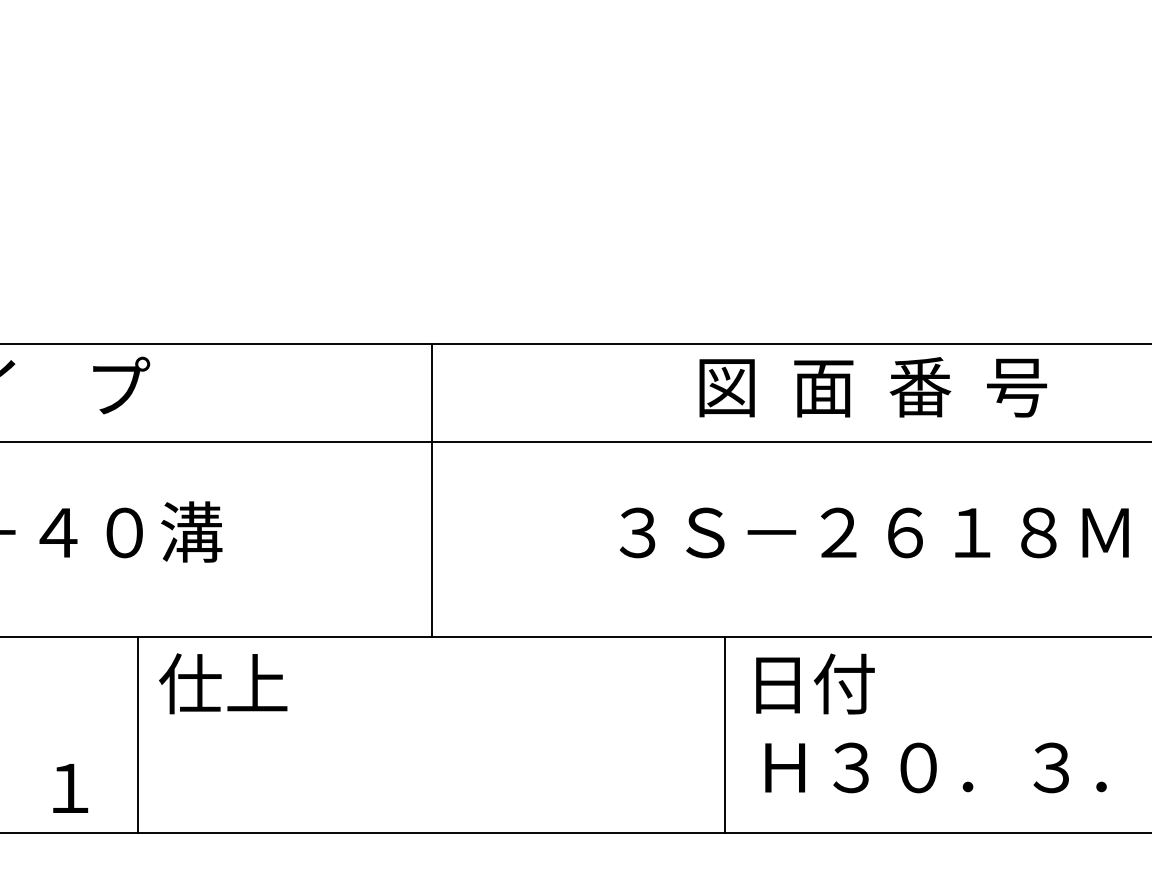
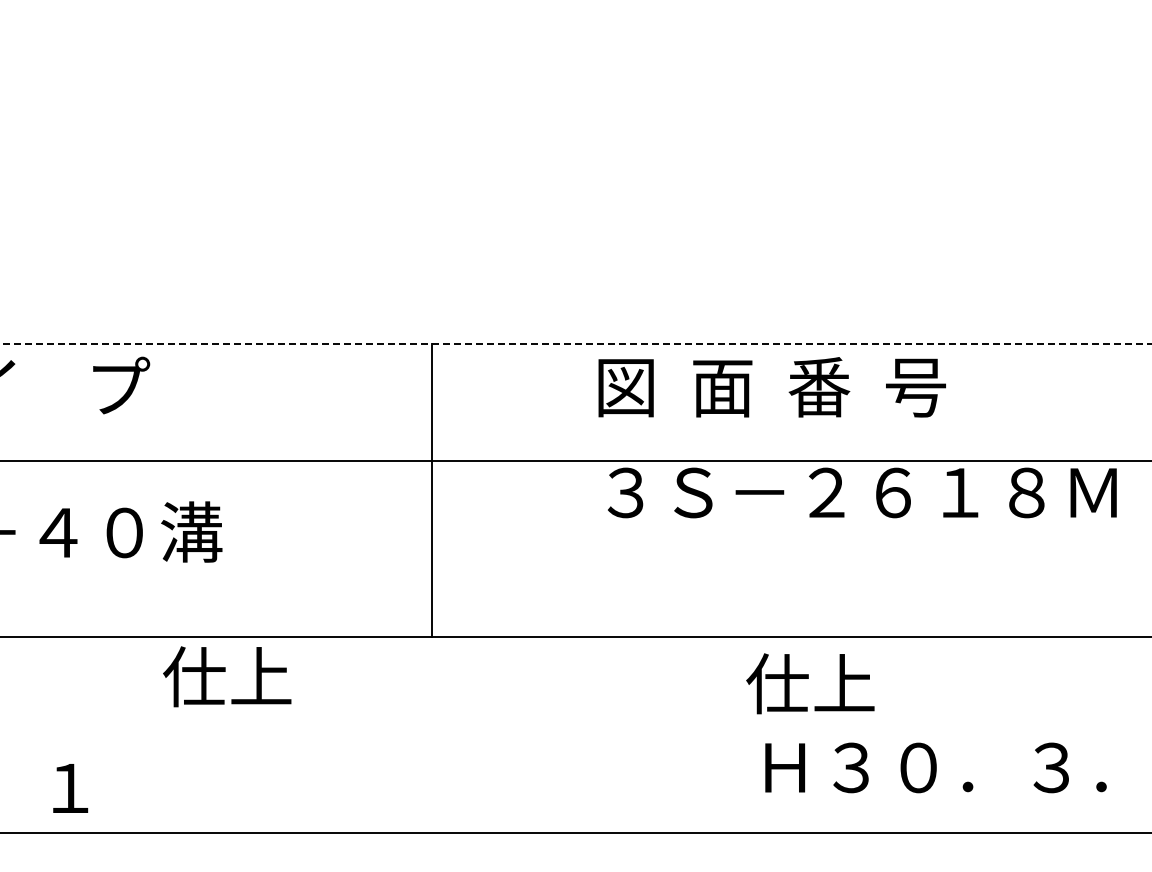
line: solid -> dashed (576, 343)
text position: (872, 387) -> (771, 387) (771, 387)
line position: (575, 441) -> (575, 460) (575, 460)
text position: (874, 532) -> (862, 492) (862, 492)
text position: (223, 683) -> (227, 676) (227, 676)
text: 日付 -> 仕上 (810, 683)
line: present -> none (138, 734)
line: present -> none (725, 734)
